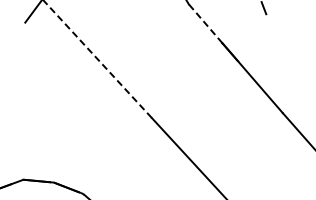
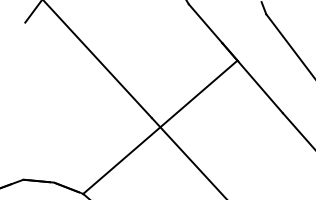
line: dashed -> solid (205, 23)
line: none -> present (289, 44)
line: dashed -> solid (97, 58)
line: none -> present (160, 126)
